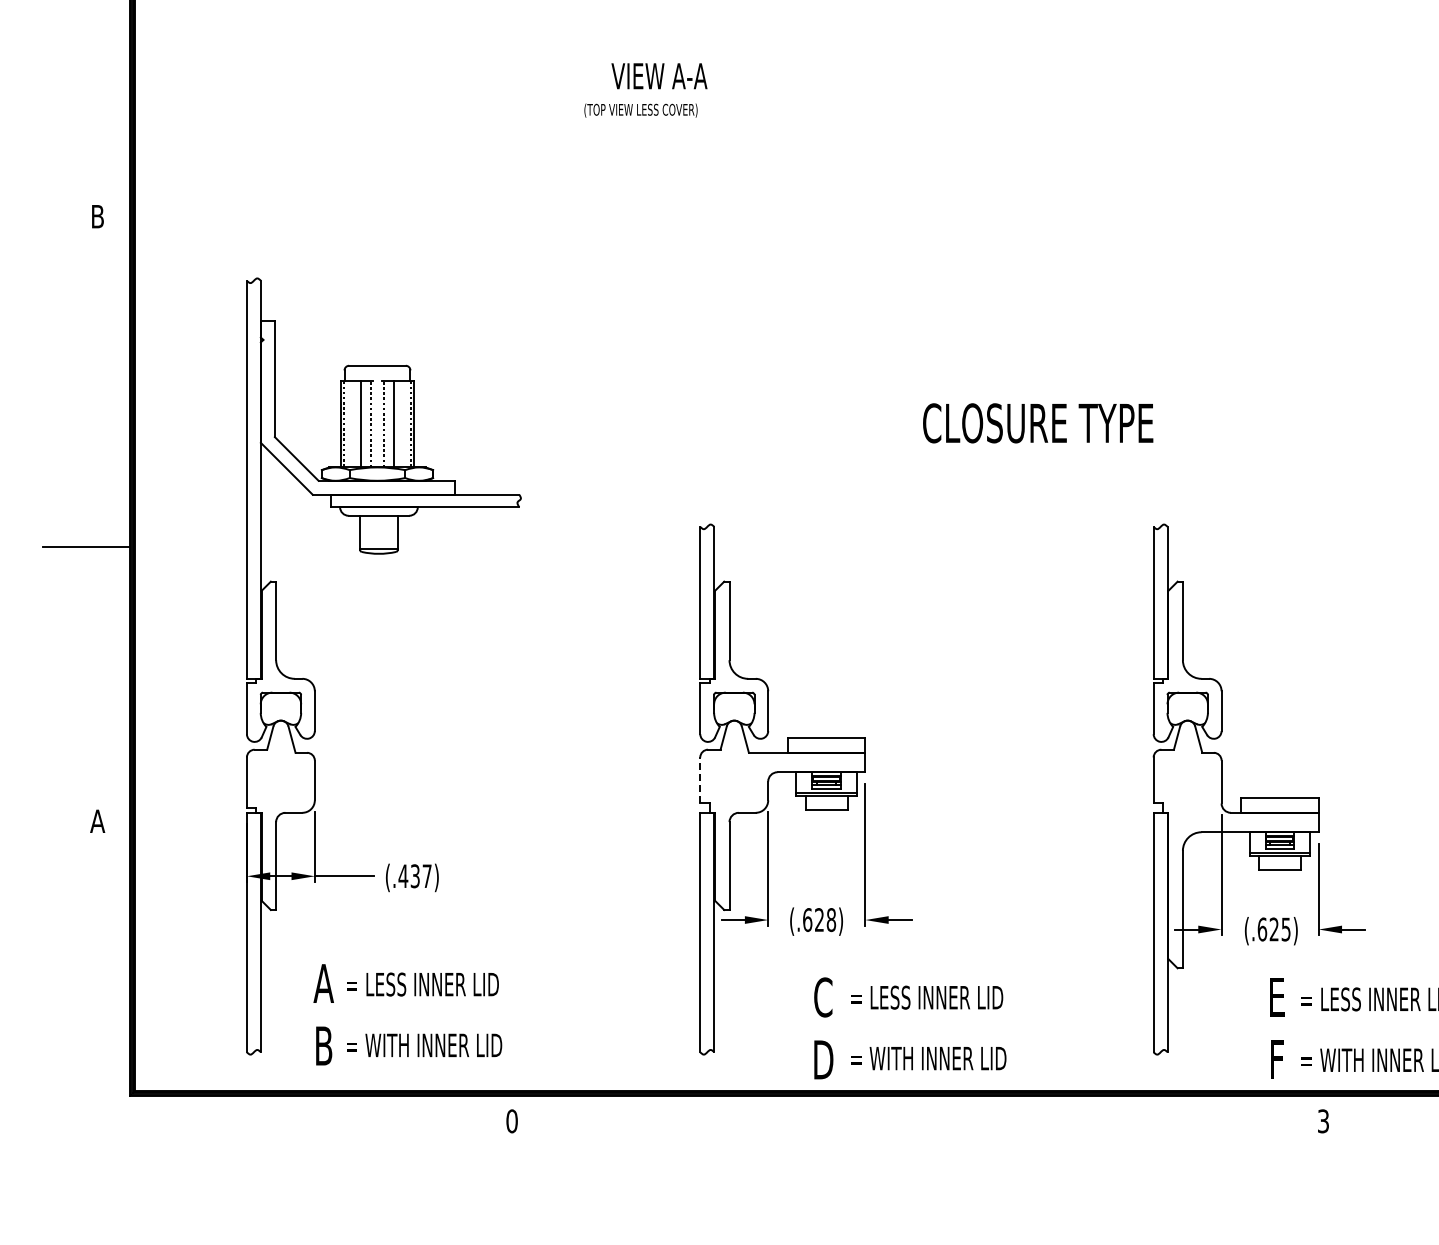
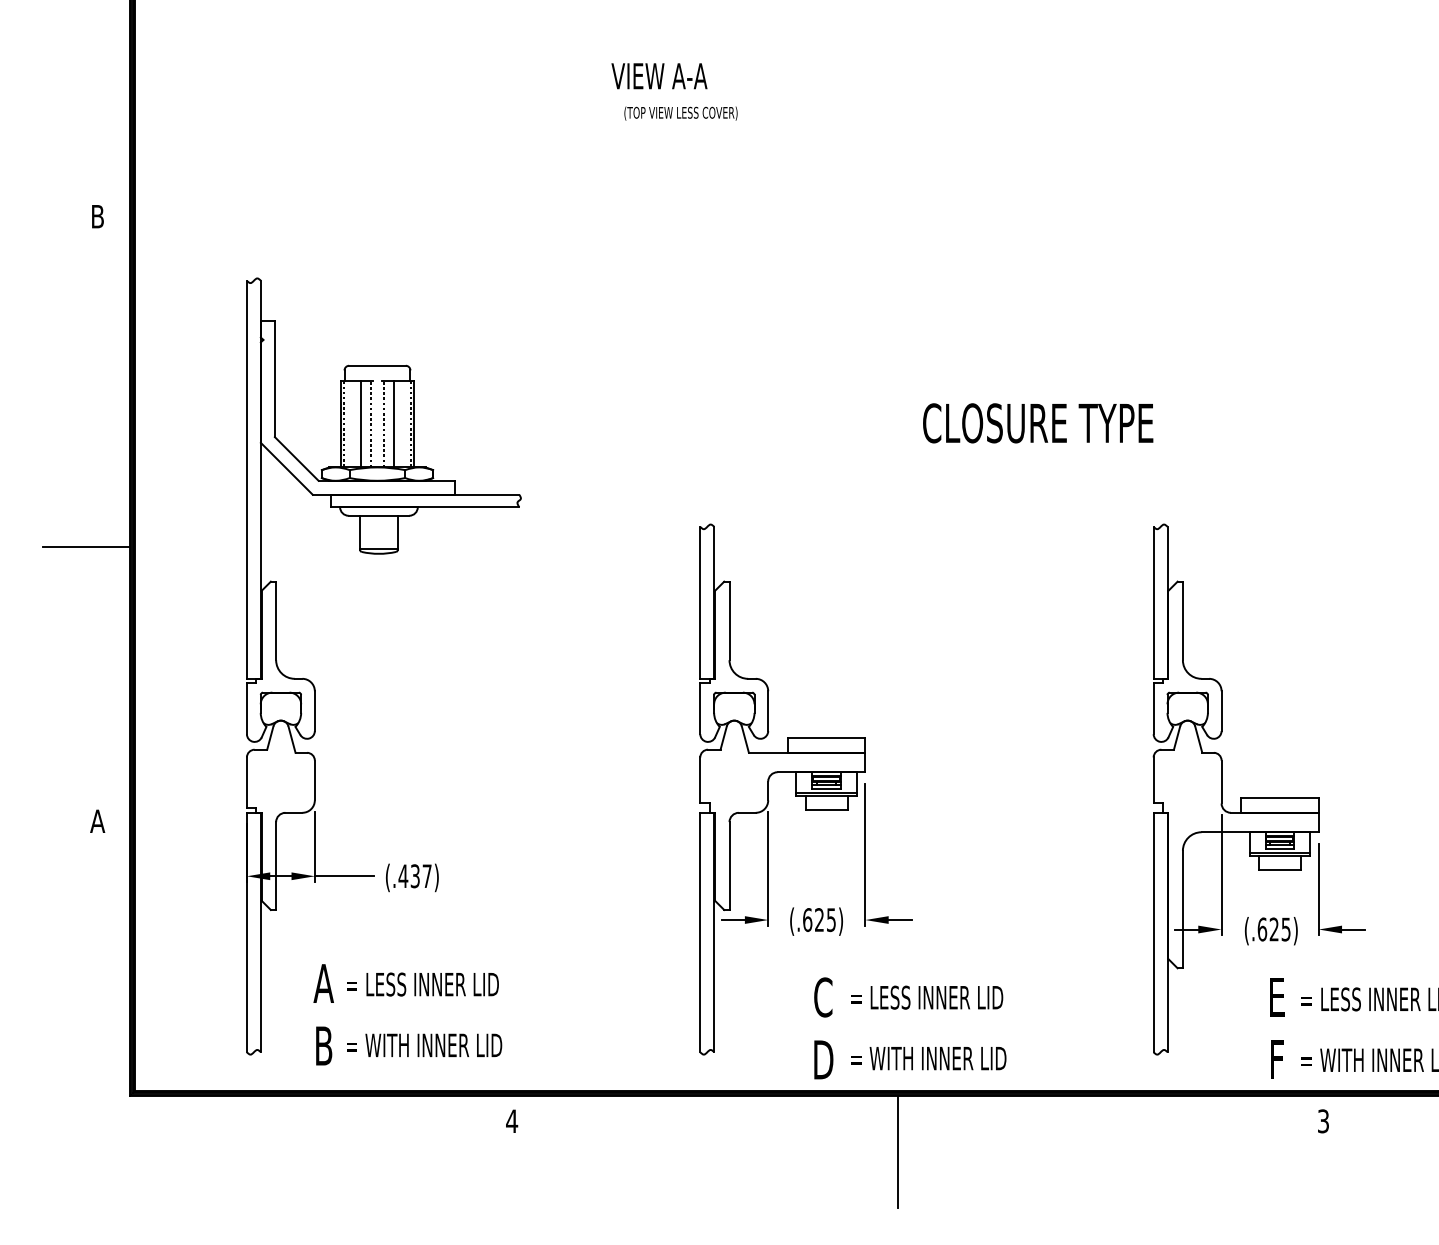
text position: (640, 110) -> (680, 113) (680, 113)
line: dashed -> solid (700, 780)
text: (.628) -> (.625) (831, 919)
text: 0 -> 4 (512, 1121)
line: none -> present (898, 1151)
